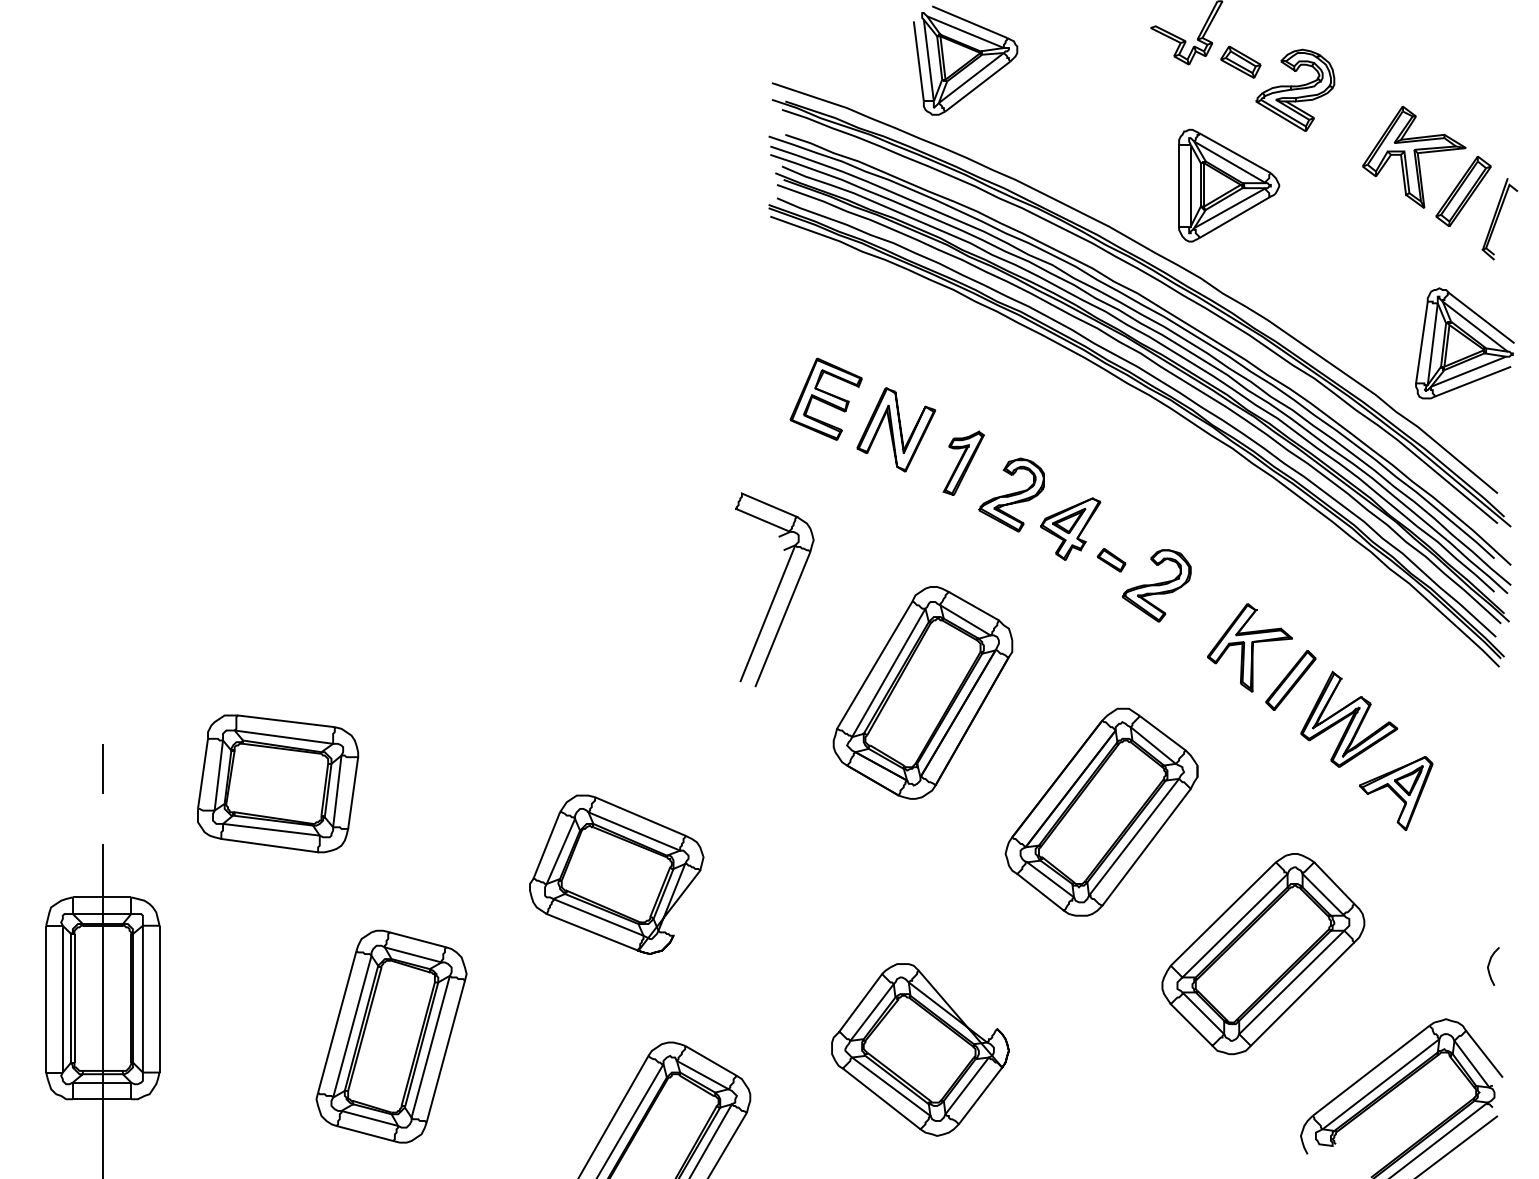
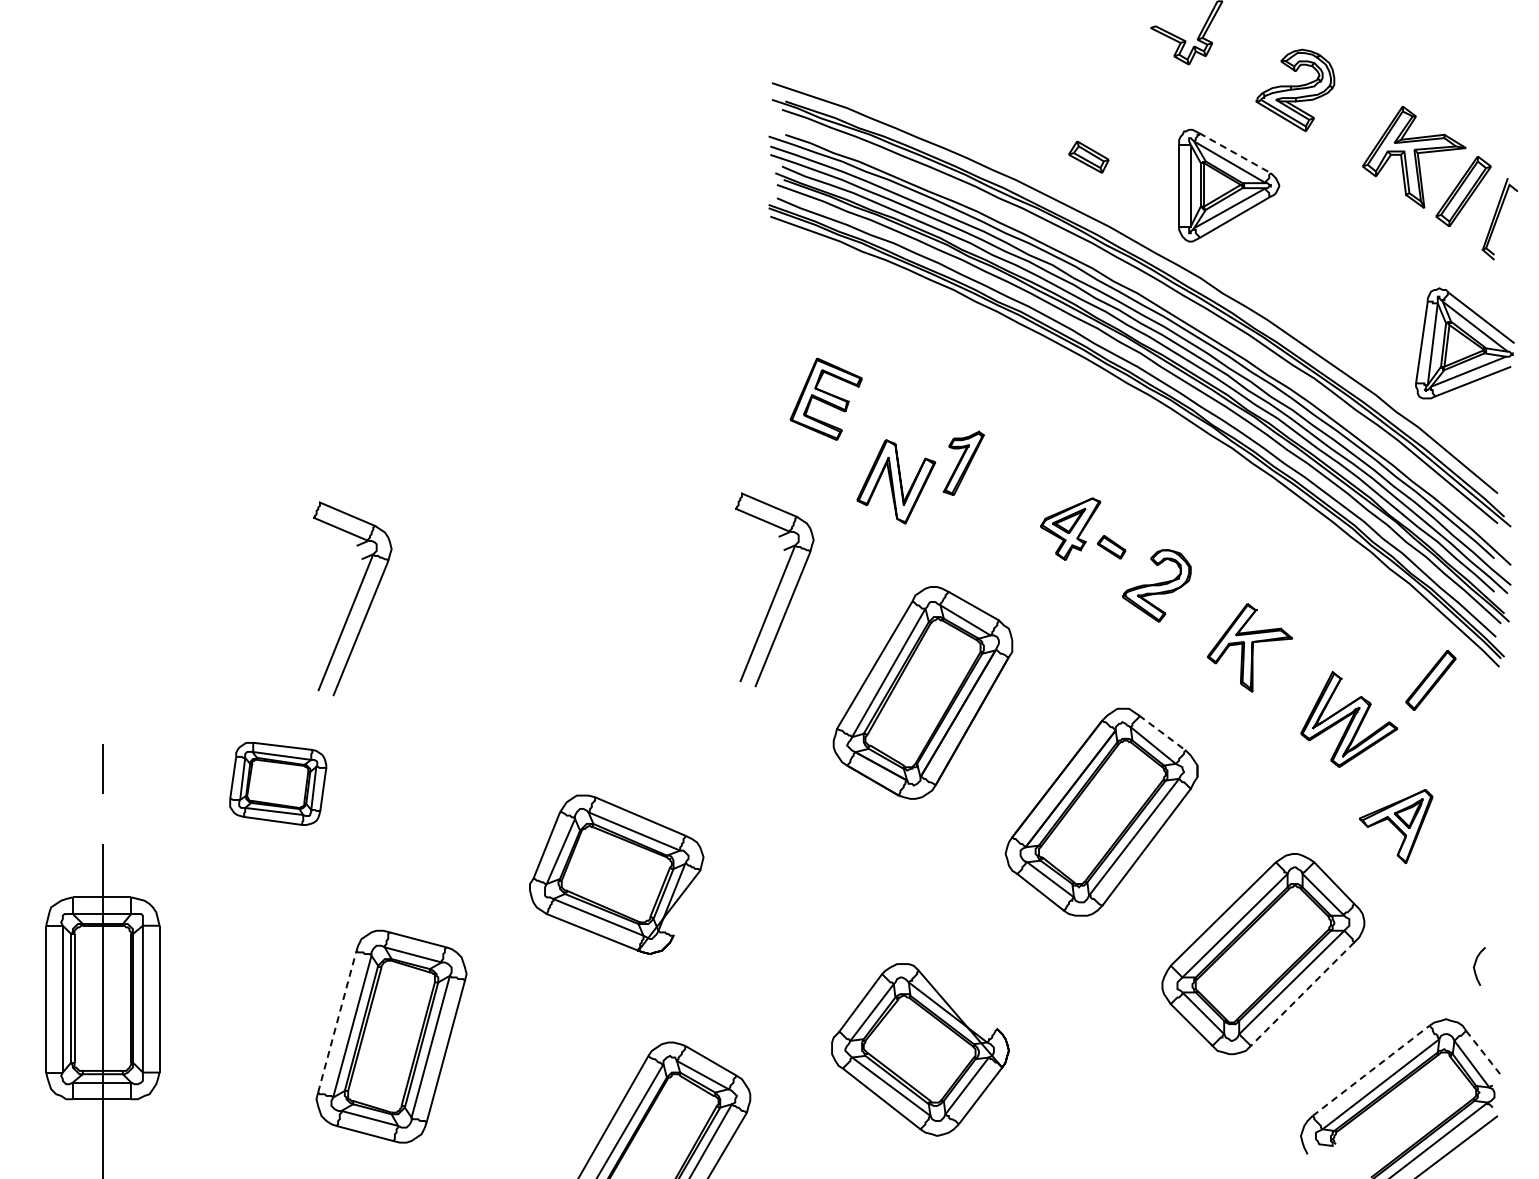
part: present -> none (965, 60)
part position: (1240, 61) -> (1088, 156) (1088, 156)
line: solid -> dashed (1235, 153)
part position: (896, 429) -> (896, 481) (896, 481)
part: present -> none (1011, 494)
part position: (1111, 560) -> (1111, 547) (1111, 547)
part: none -> present (352, 598)
part position: (1290, 680) -> (1430, 680) (1430, 680)
line: solid -> dashed (1162, 733)
part size: 163x140 px -> 99x84 px (278, 783)
part position: (1396, 793) -> (1396, 826) (1396, 826)
curve position: (1489, 966) -> (1475, 966) (1475, 966)
line: solid -> dashed (1302, 994)
line: solid -> dashed (337, 1021)
line: solid -> dashed (1484, 1054)
line: solid -> dashed (1371, 1070)
